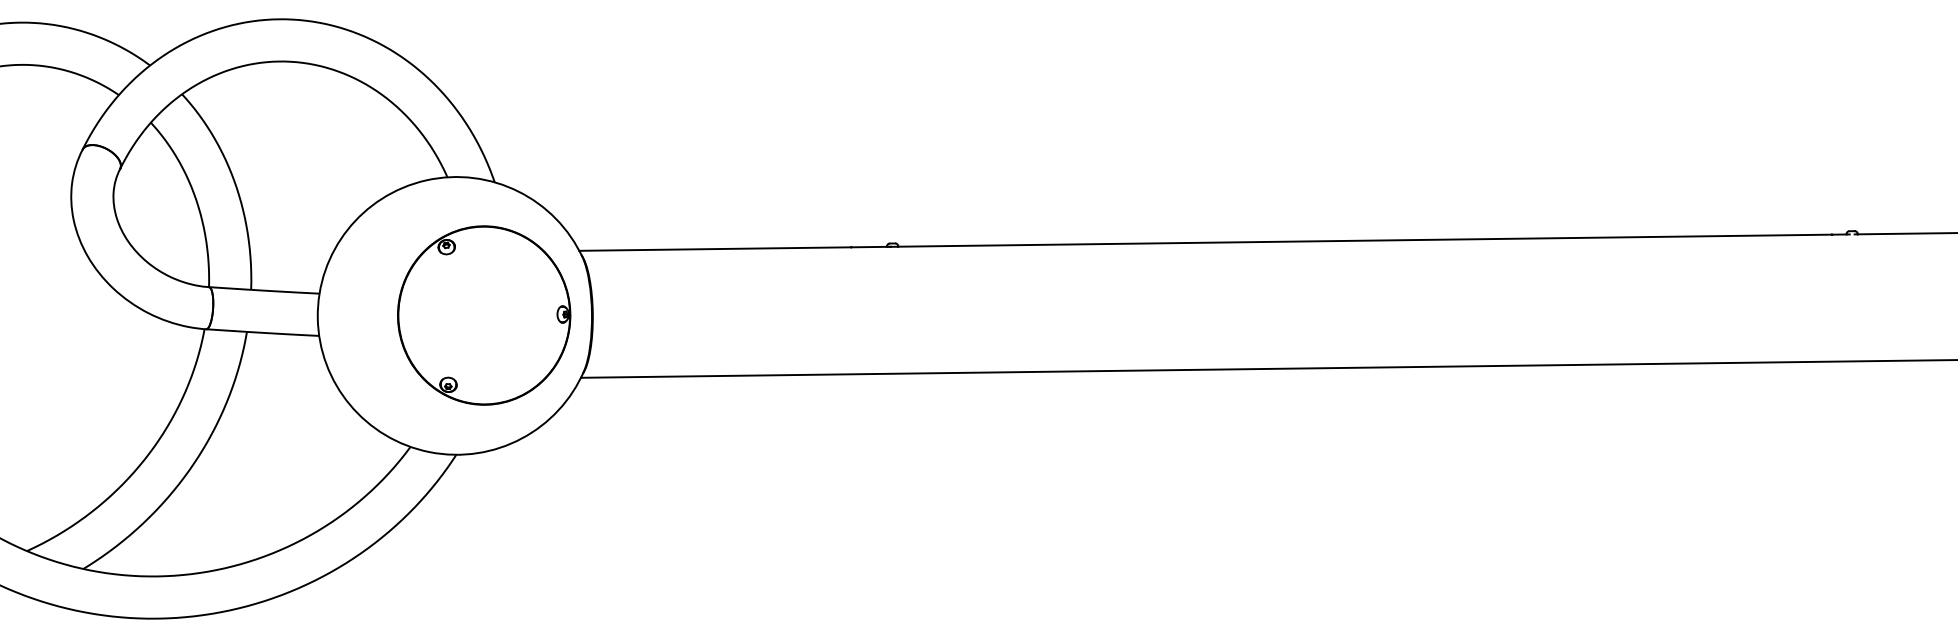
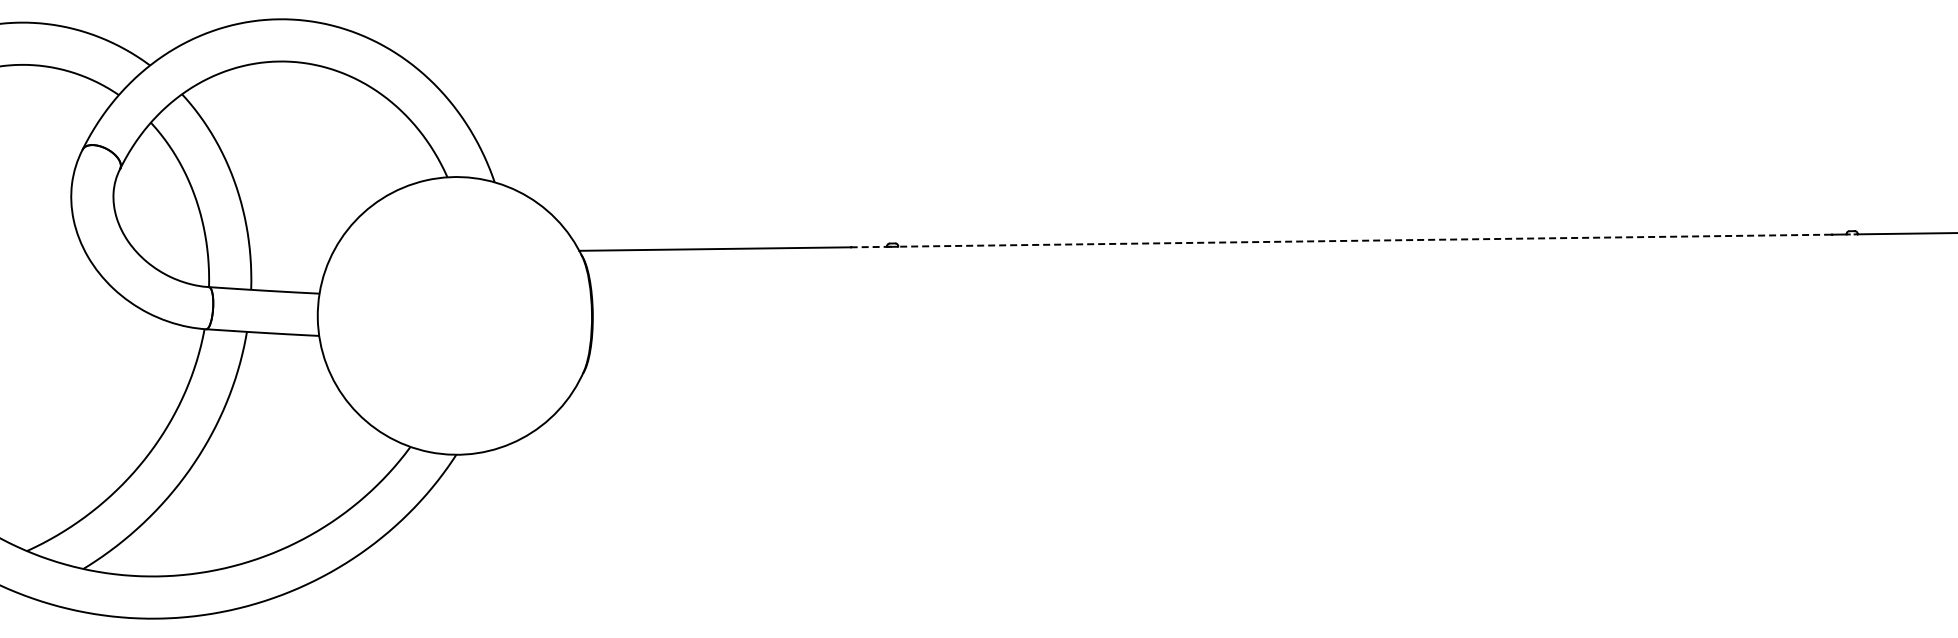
line: solid -> dashed (1364, 240)
line: solid -> dashed (870, 247)
part: present -> none (484, 315)
line: present -> none (1267, 368)
